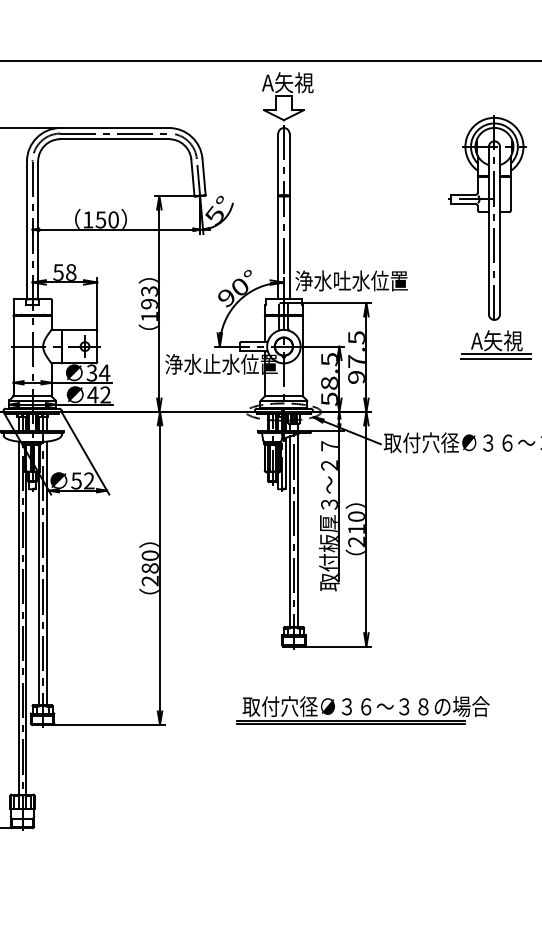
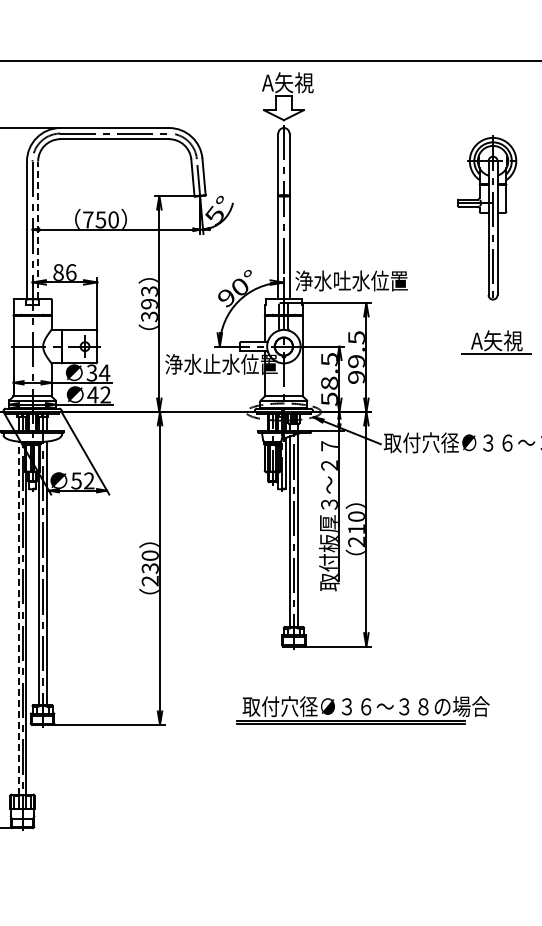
part size: 79x206 px -> 61x166 px (487, 217)
text: 150 -> 750 (88, 219)
line: solid -> dashed (38, 230)
text: 58 -> 86 (64, 272)
text: 193 -> 393 (149, 316)
line: present -> none (496, 359)
text: 97.5 -> 99.5 (356, 361)
text: 280 -> 230 (149, 568)
line: solid -> dashed (18, 617)
